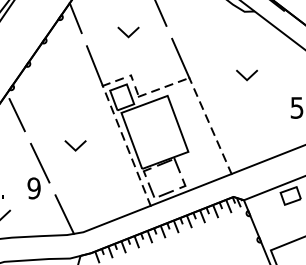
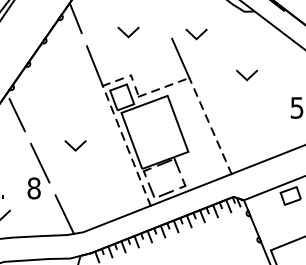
line: present -> none (161, 13)
line: none -> present (194, 35)
text: 9 -> 8 (33, 188)
